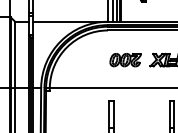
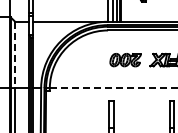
line: solid -> dashed (15, 55)
line: solid -> dashed (113, 88)
